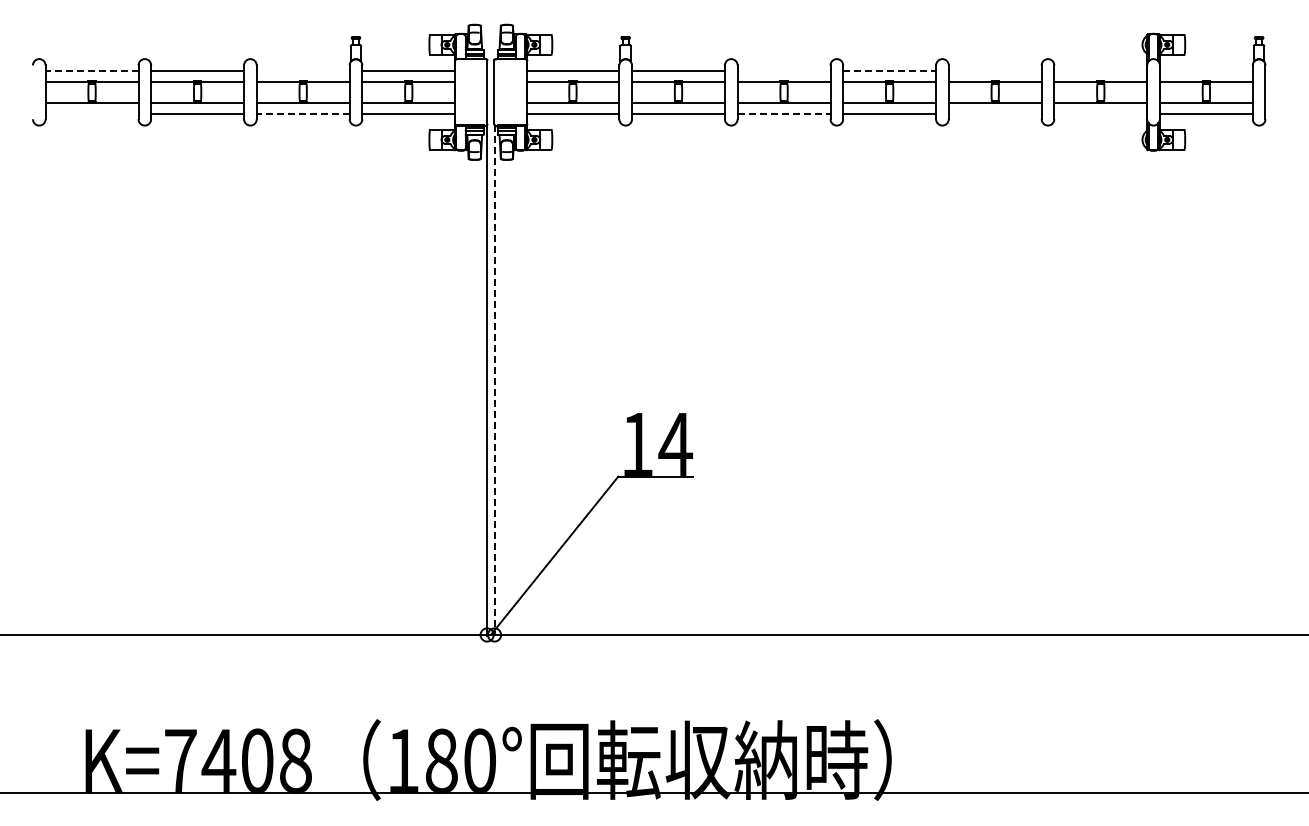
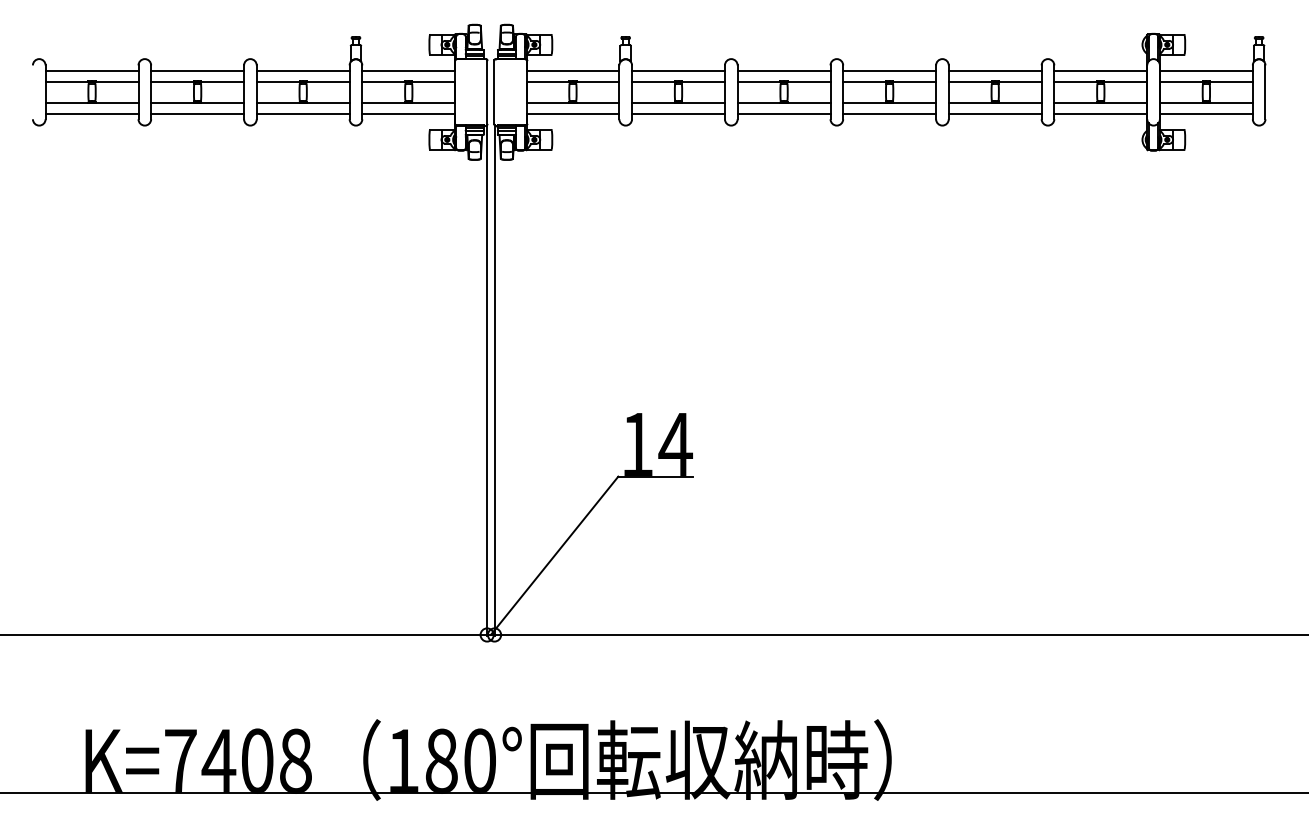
line: dashed -> solid (91, 70)
line: none -> present (302, 70)
line: none -> present (783, 70)
line: dashed -> solid (890, 70)
line: none -> present (994, 70)
line: none -> present (1100, 70)
line: none -> present (1205, 70)
line: none -> present (91, 113)
line: dashed -> solid (302, 113)
line: dashed -> solid (784, 113)
line: none -> present (994, 113)
line: none -> present (1100, 113)
line: dashed -> solid (494, 380)
